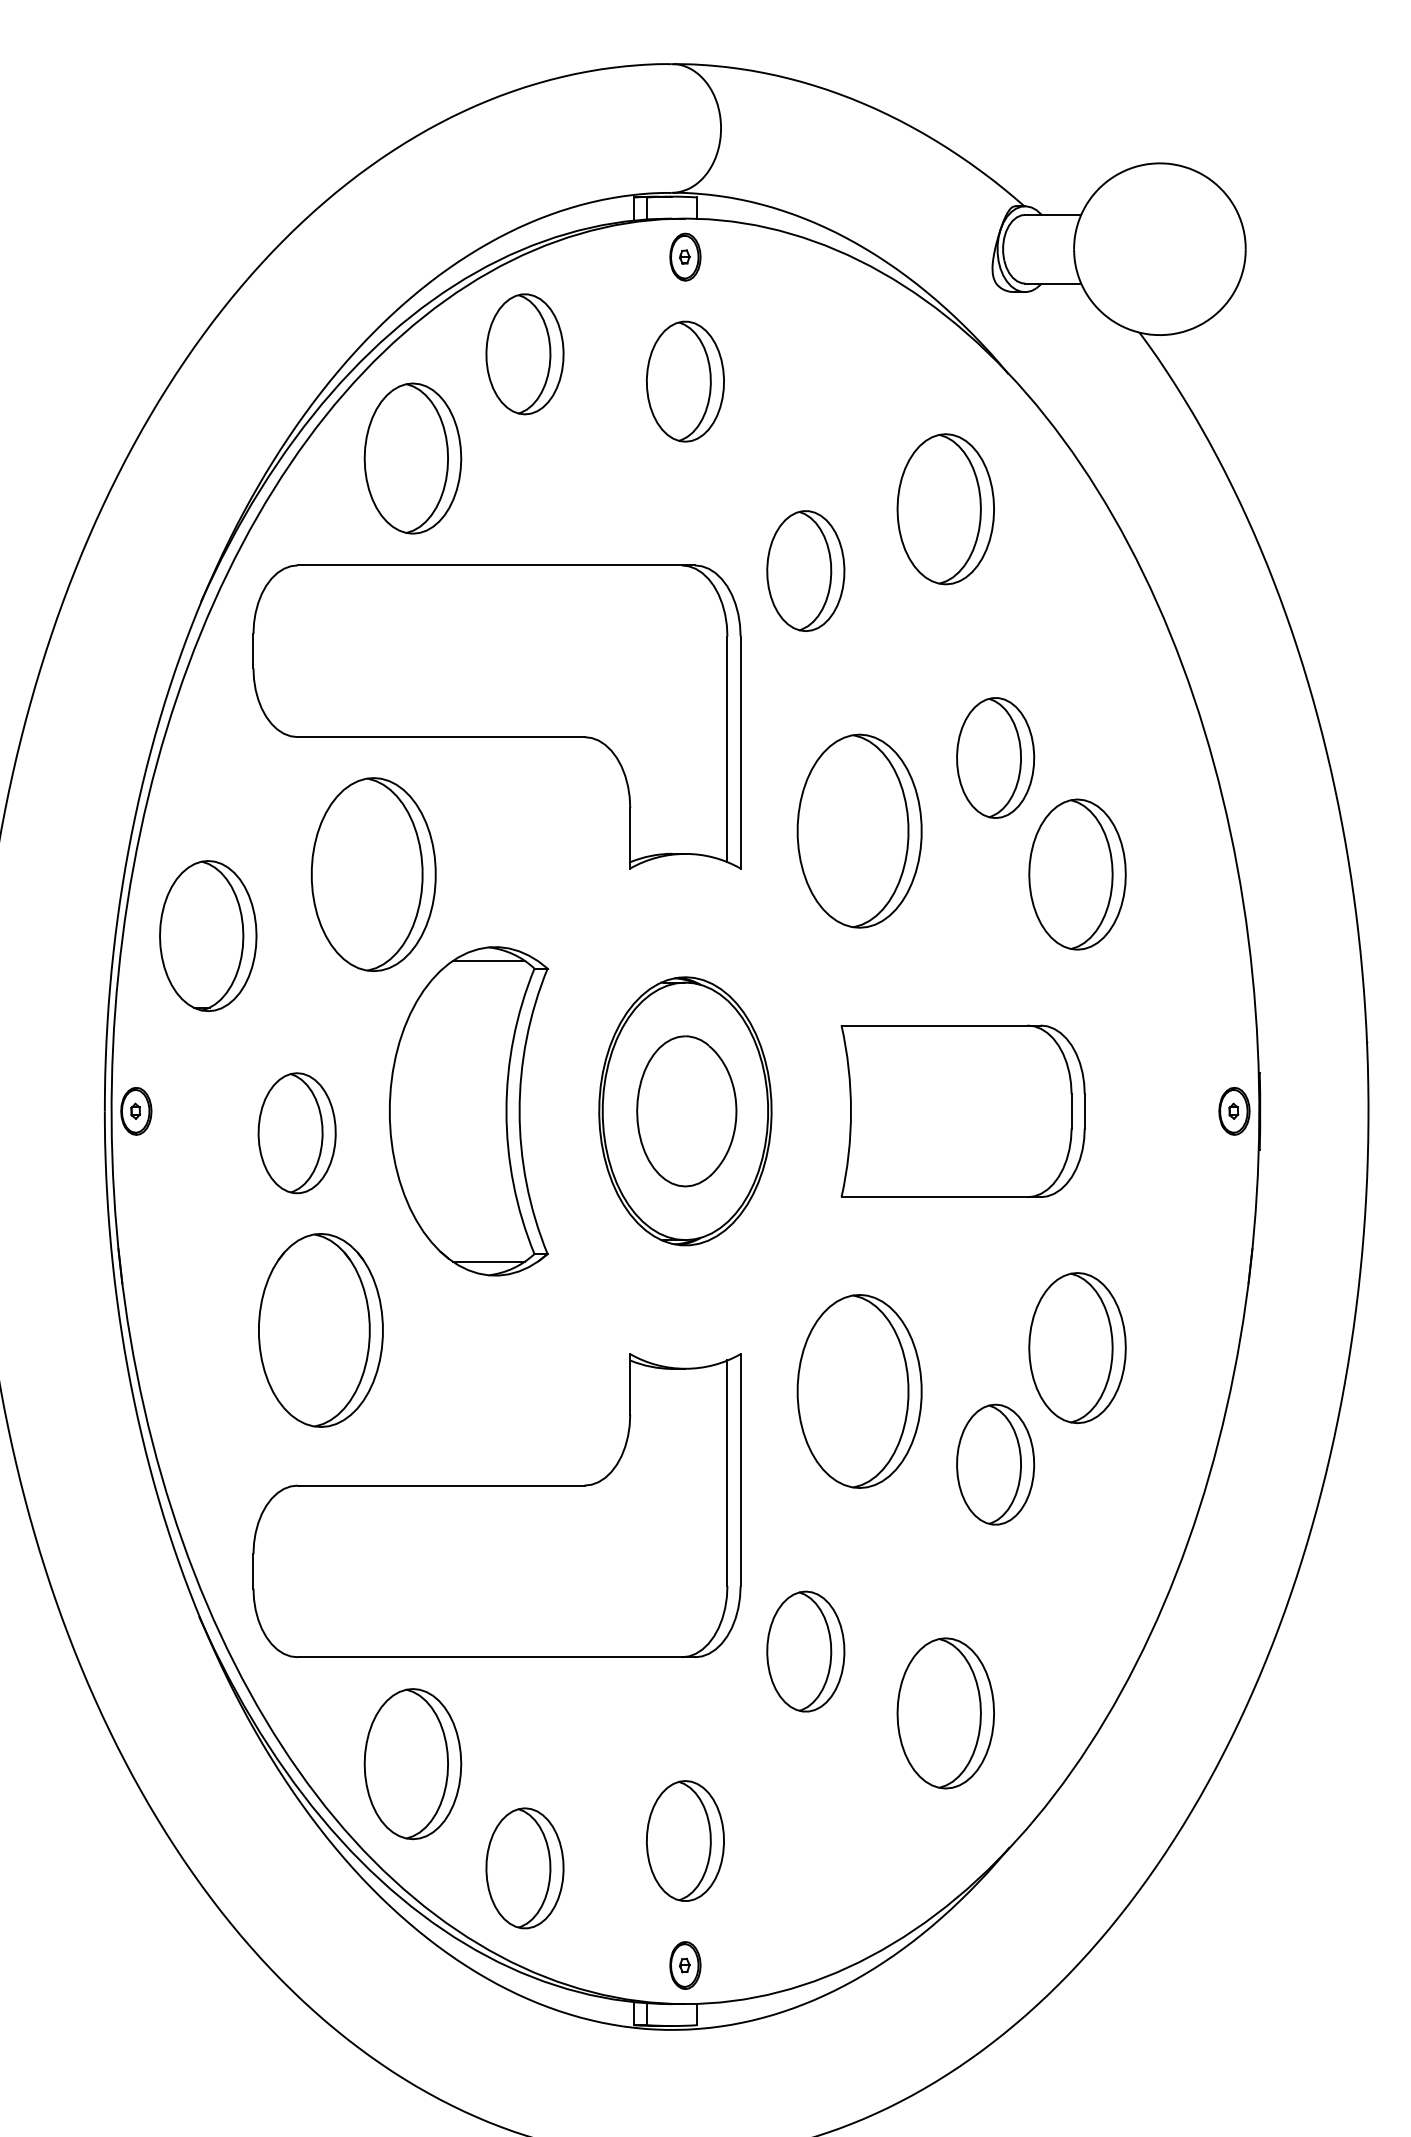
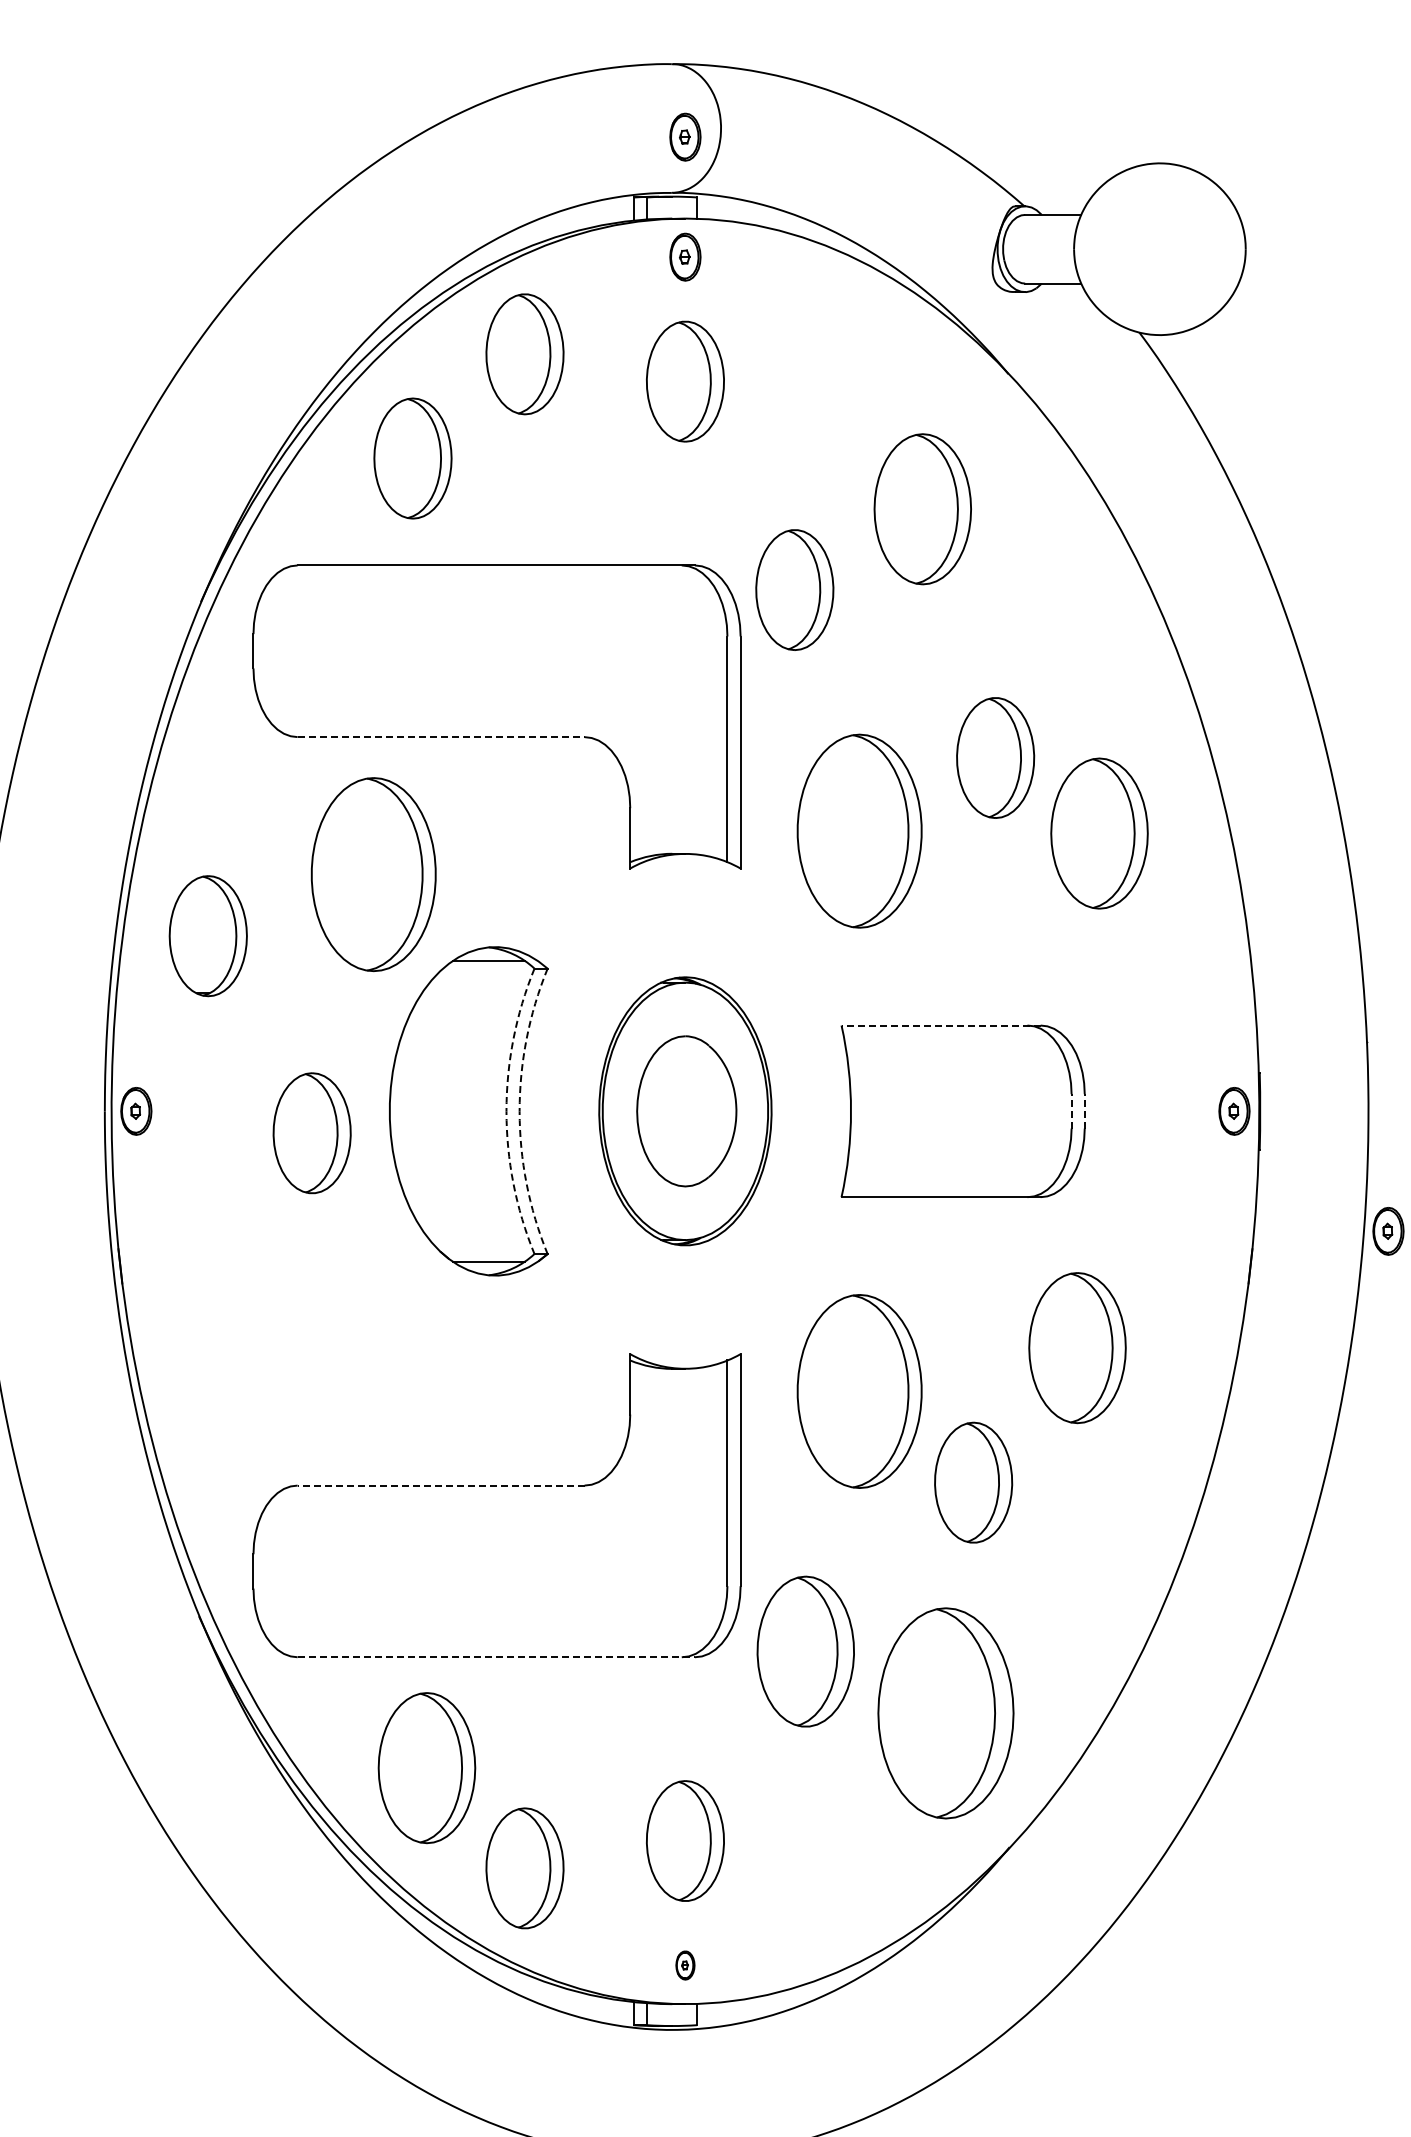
part: none -> present (685, 136)
part size: 100x153 px -> 80x123 px (412, 458)
part position: (945, 509) -> (922, 509) (922, 509)
part position: (805, 570) -> (794, 589) (794, 589)
line: solid -> dashed (441, 737)
part position: (1077, 874) -> (1099, 833) (1099, 833)
part size: 99x153 px -> 80x123 px (207, 936)
line: solid -> dashed (941, 1025)
line: solid -> dashed (1071, 1110)
line: solid -> dashed (1084, 1110)
arc: solid -> dashed (506, 1111)
arc: solid -> dashed (519, 1111)
part position: (296, 1133) -> (311, 1133) (311, 1133)
part: none -> present (1388, 1231)
part: present -> none (320, 1330)
part position: (995, 1464) -> (973, 1482) (973, 1482)
line: solid -> dashed (440, 1485)
part size: 80x123 px -> 99x153 px (805, 1651)
line: solid -> dashed (496, 1657)
part size: 99x153 px -> 138x213 px (945, 1713)
part position: (412, 1764) -> (426, 1768) (426, 1768)
part size: 33x49 px -> 21x31 px (685, 1965)
